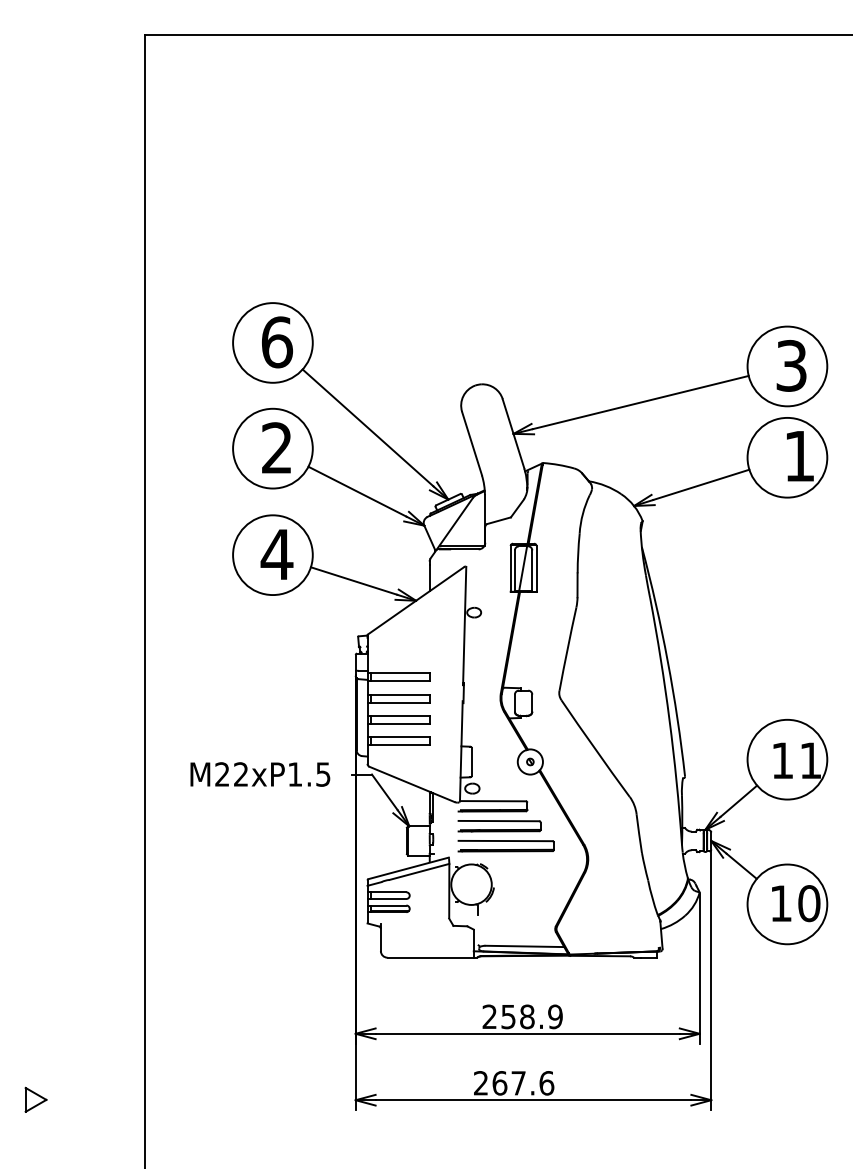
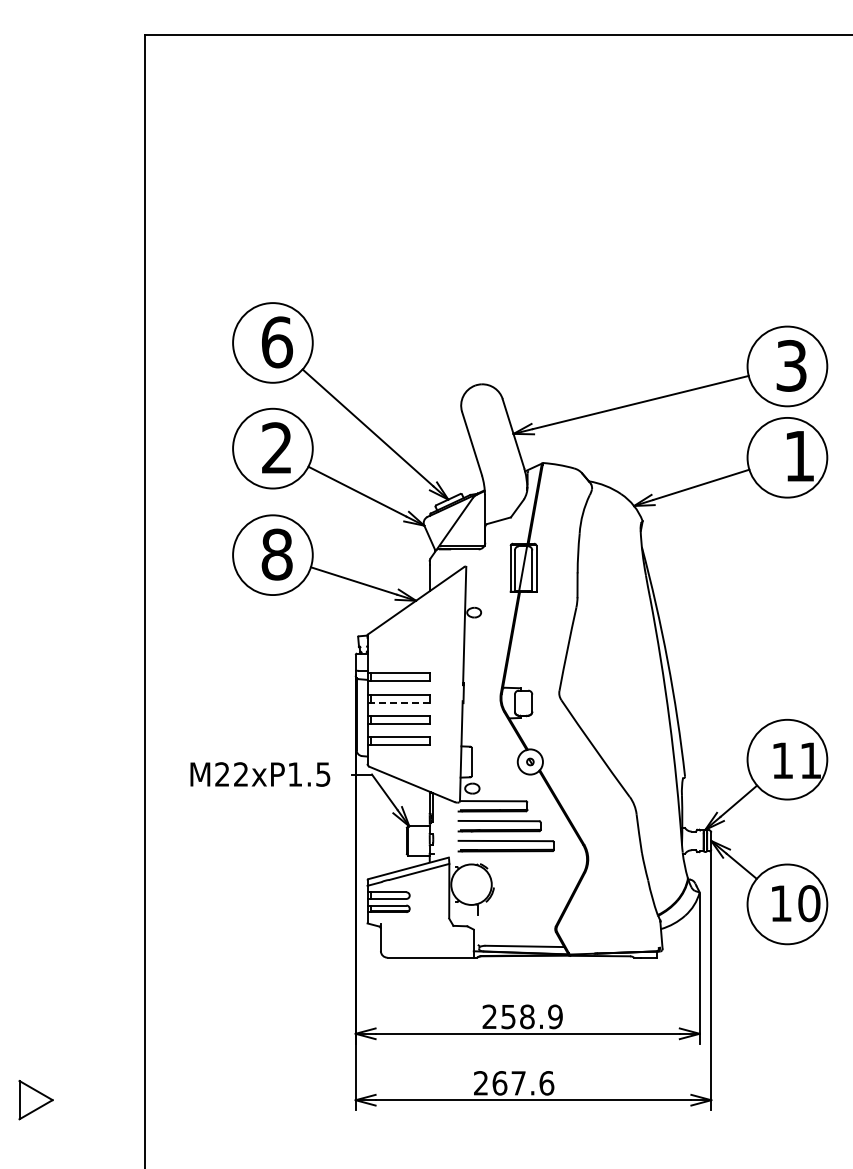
text: 4 -> 8 (276, 554)
line: solid -> dashed (399, 702)
part size: 24x27 px -> 36x41 px (35, 1100)
